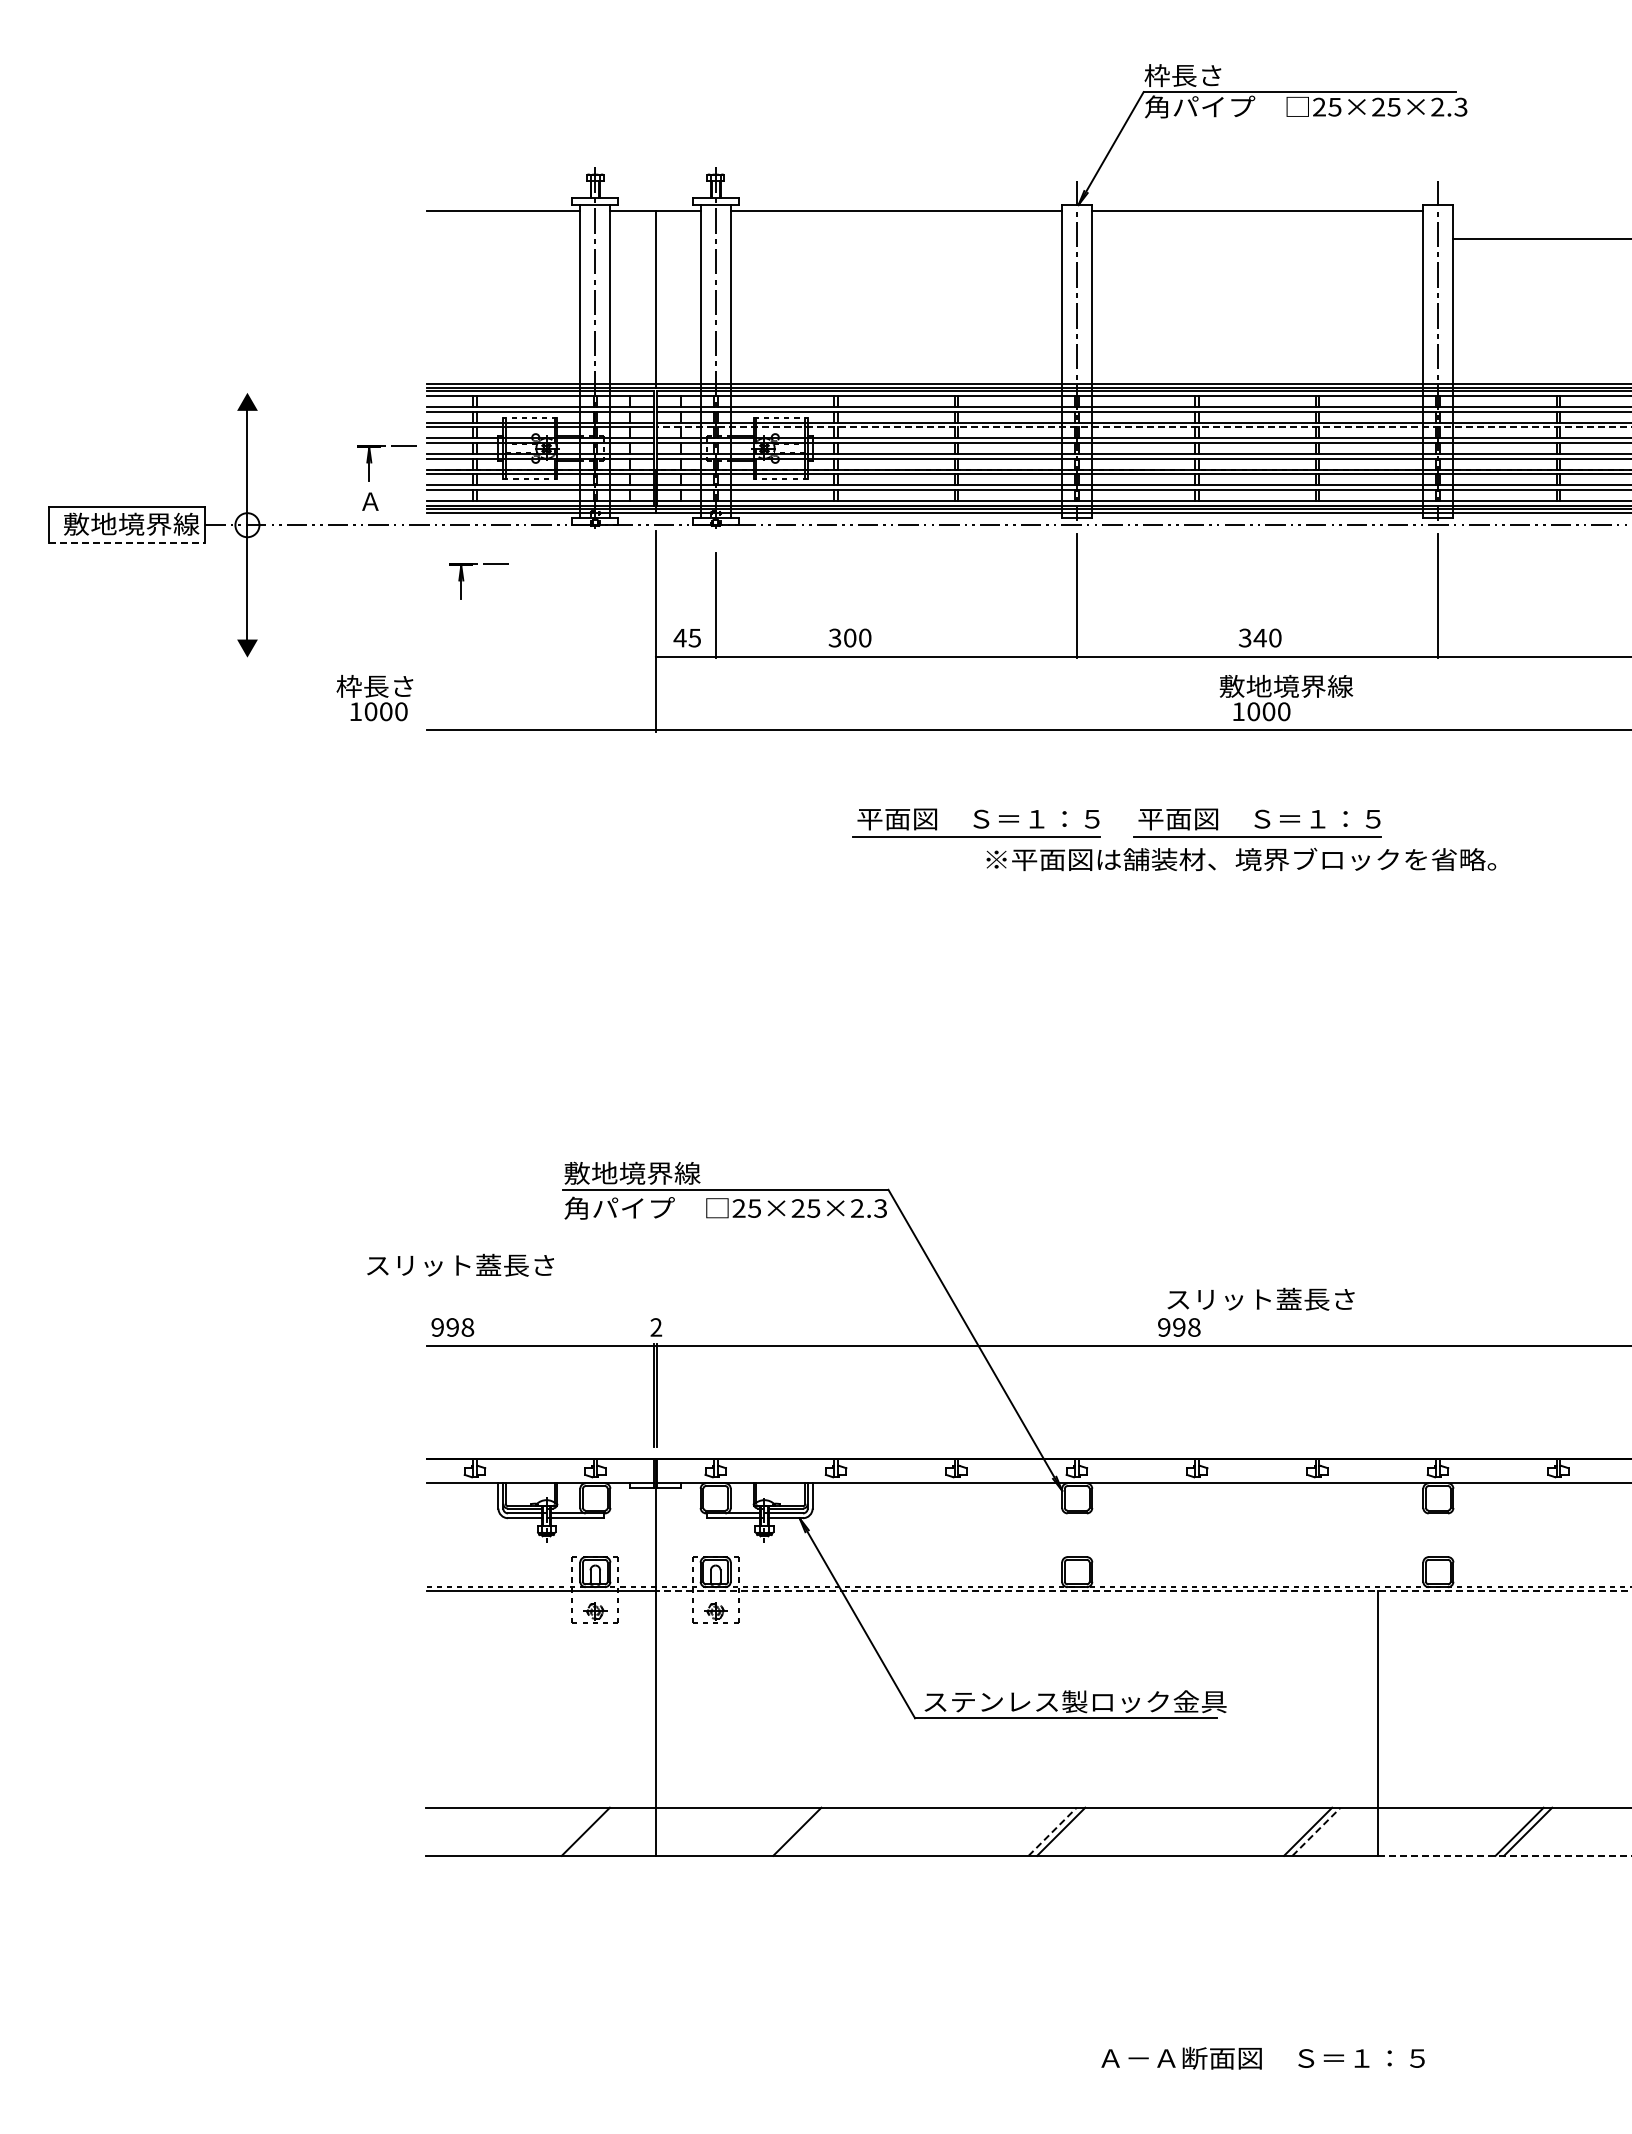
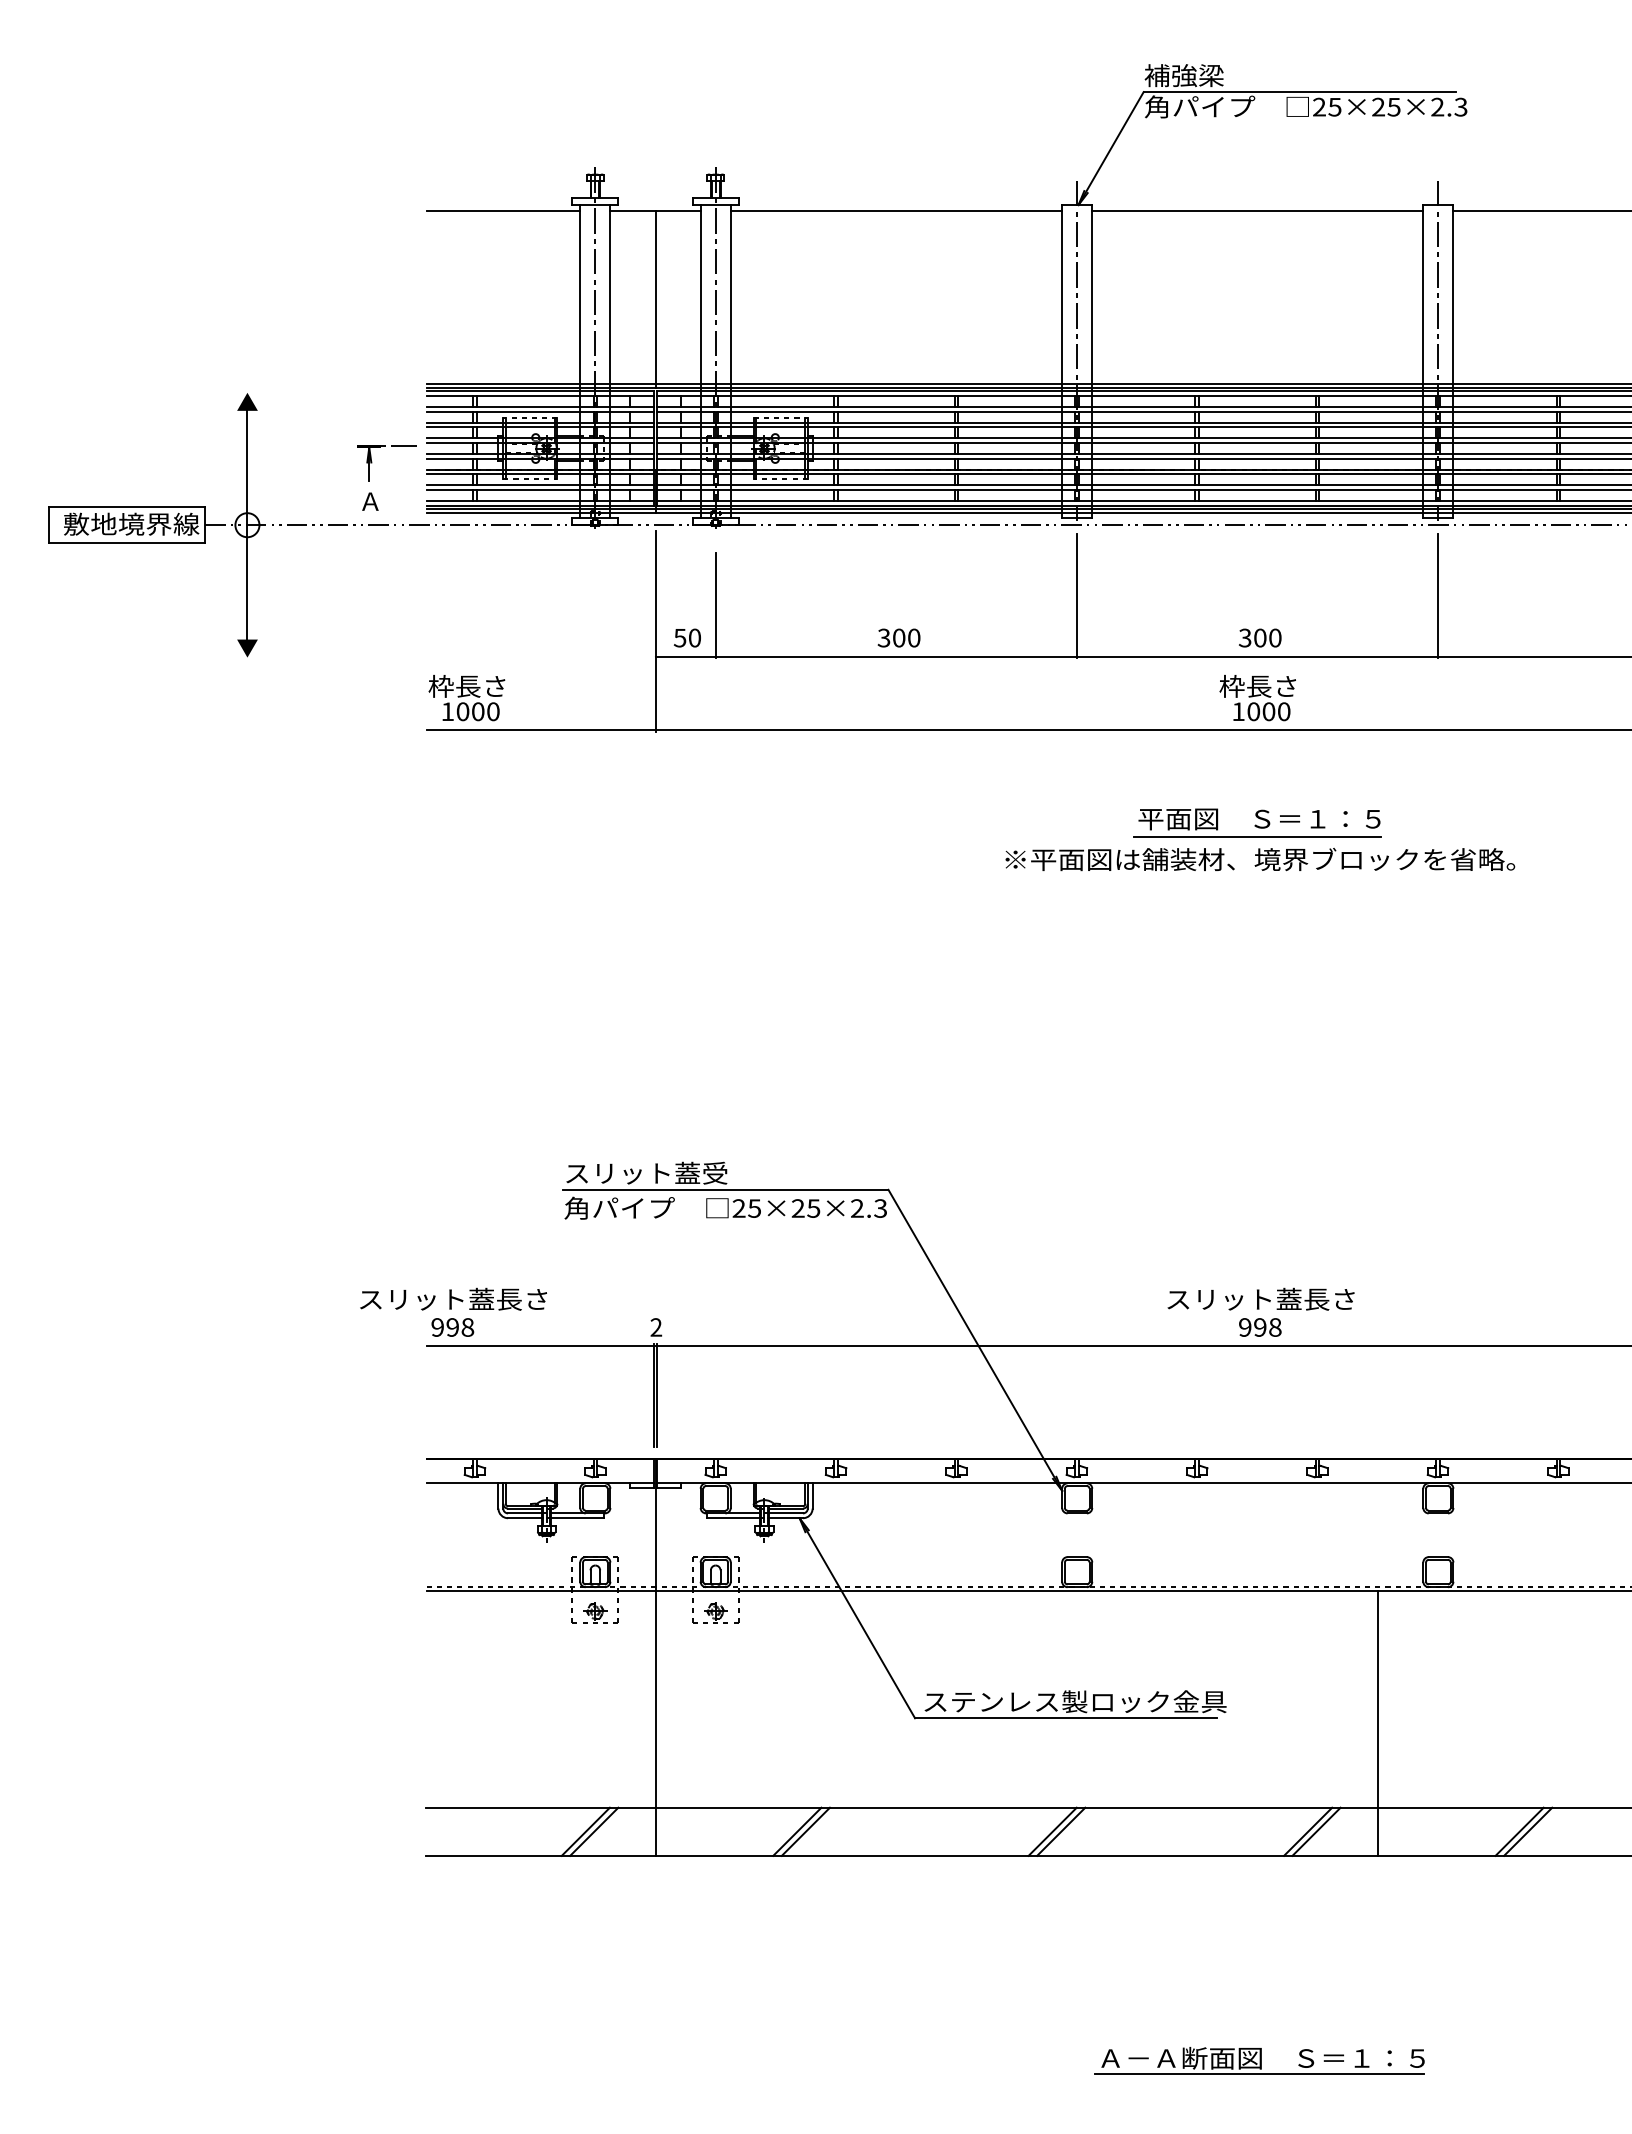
text: 枠長さ -> 補強梁 (1183, 75)
line position: (1540, 239) -> (1540, 211) (1540, 211)
line: dashed -> solid (1143, 427)
line: dashed -> solid (127, 543)
part: present -> none (464, 581)
text: 45 -> 50 (686, 637)
text position: (849, 637) -> (898, 637) (898, 637)
text: 340 -> 300 (1259, 637)
text: 敷地境界線 -> 枠長さ (1286, 685)
text position: (374, 698) -> (466, 698) (466, 698)
part: present -> none (976, 822)
text position: (1241, 859) -> (1260, 859) (1260, 859)
text: 敷地境界線 -> スリット蓋受 (645, 1172)
text position: (460, 1264) -> (453, 1298) (453, 1298)
text position: (1179, 1327) -> (1260, 1327) (1260, 1327)
line: dashed -> solid (1143, 1591)
line: none -> present (594, 1831)
line: none -> present (805, 1831)
line: dashed -> solid (1053, 1831)
line: dashed -> solid (1316, 1831)
line: dashed -> solid (1504, 1855)
line: none -> present (1259, 2074)
